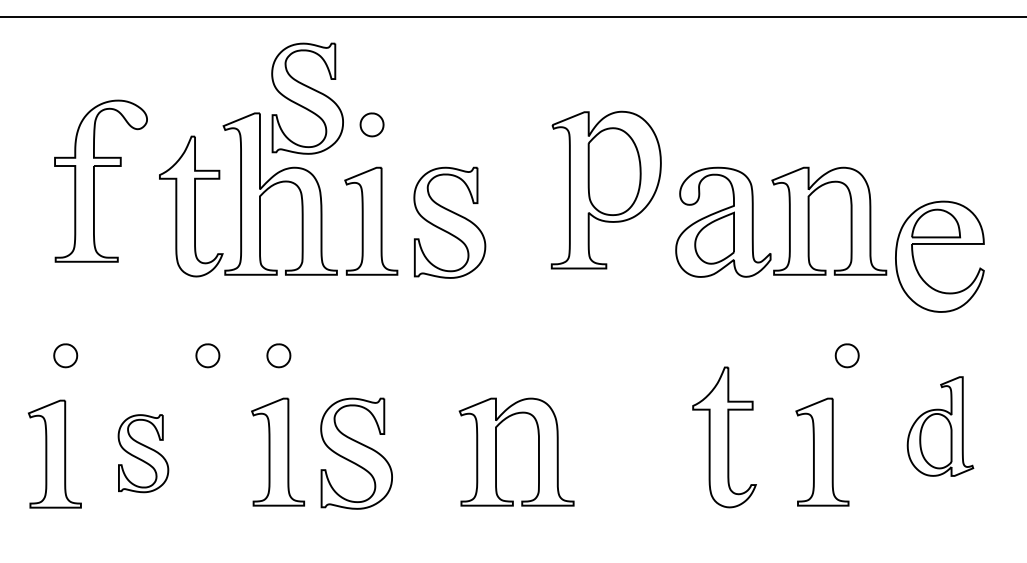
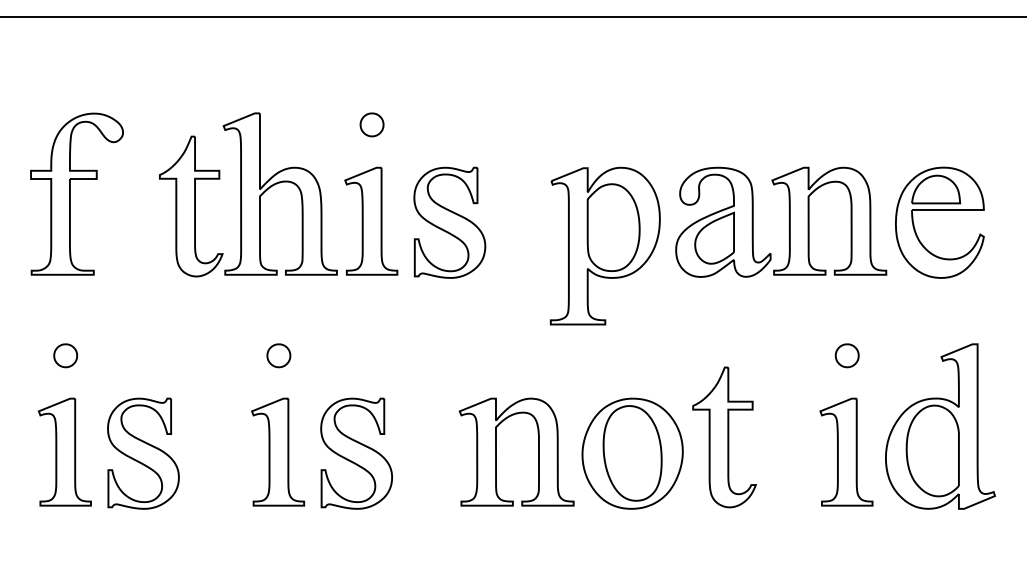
part: present -> none (307, 98)
part position: (100, 180) -> (76, 193) (76, 193)
part position: (605, 189) -> (604, 245) (604, 245)
part position: (939, 244) -> (939, 210) (939, 210)
part: present -> none (207, 355)
part size: 69x101 px -> 111x167 px (940, 426)
part position: (822, 451) -> (846, 451) (846, 451)
part position: (54, 453) -> (64, 451) (64, 451)
part size: 53x80 px -> 73x113 px (143, 453)
part: none -> present (632, 453)
